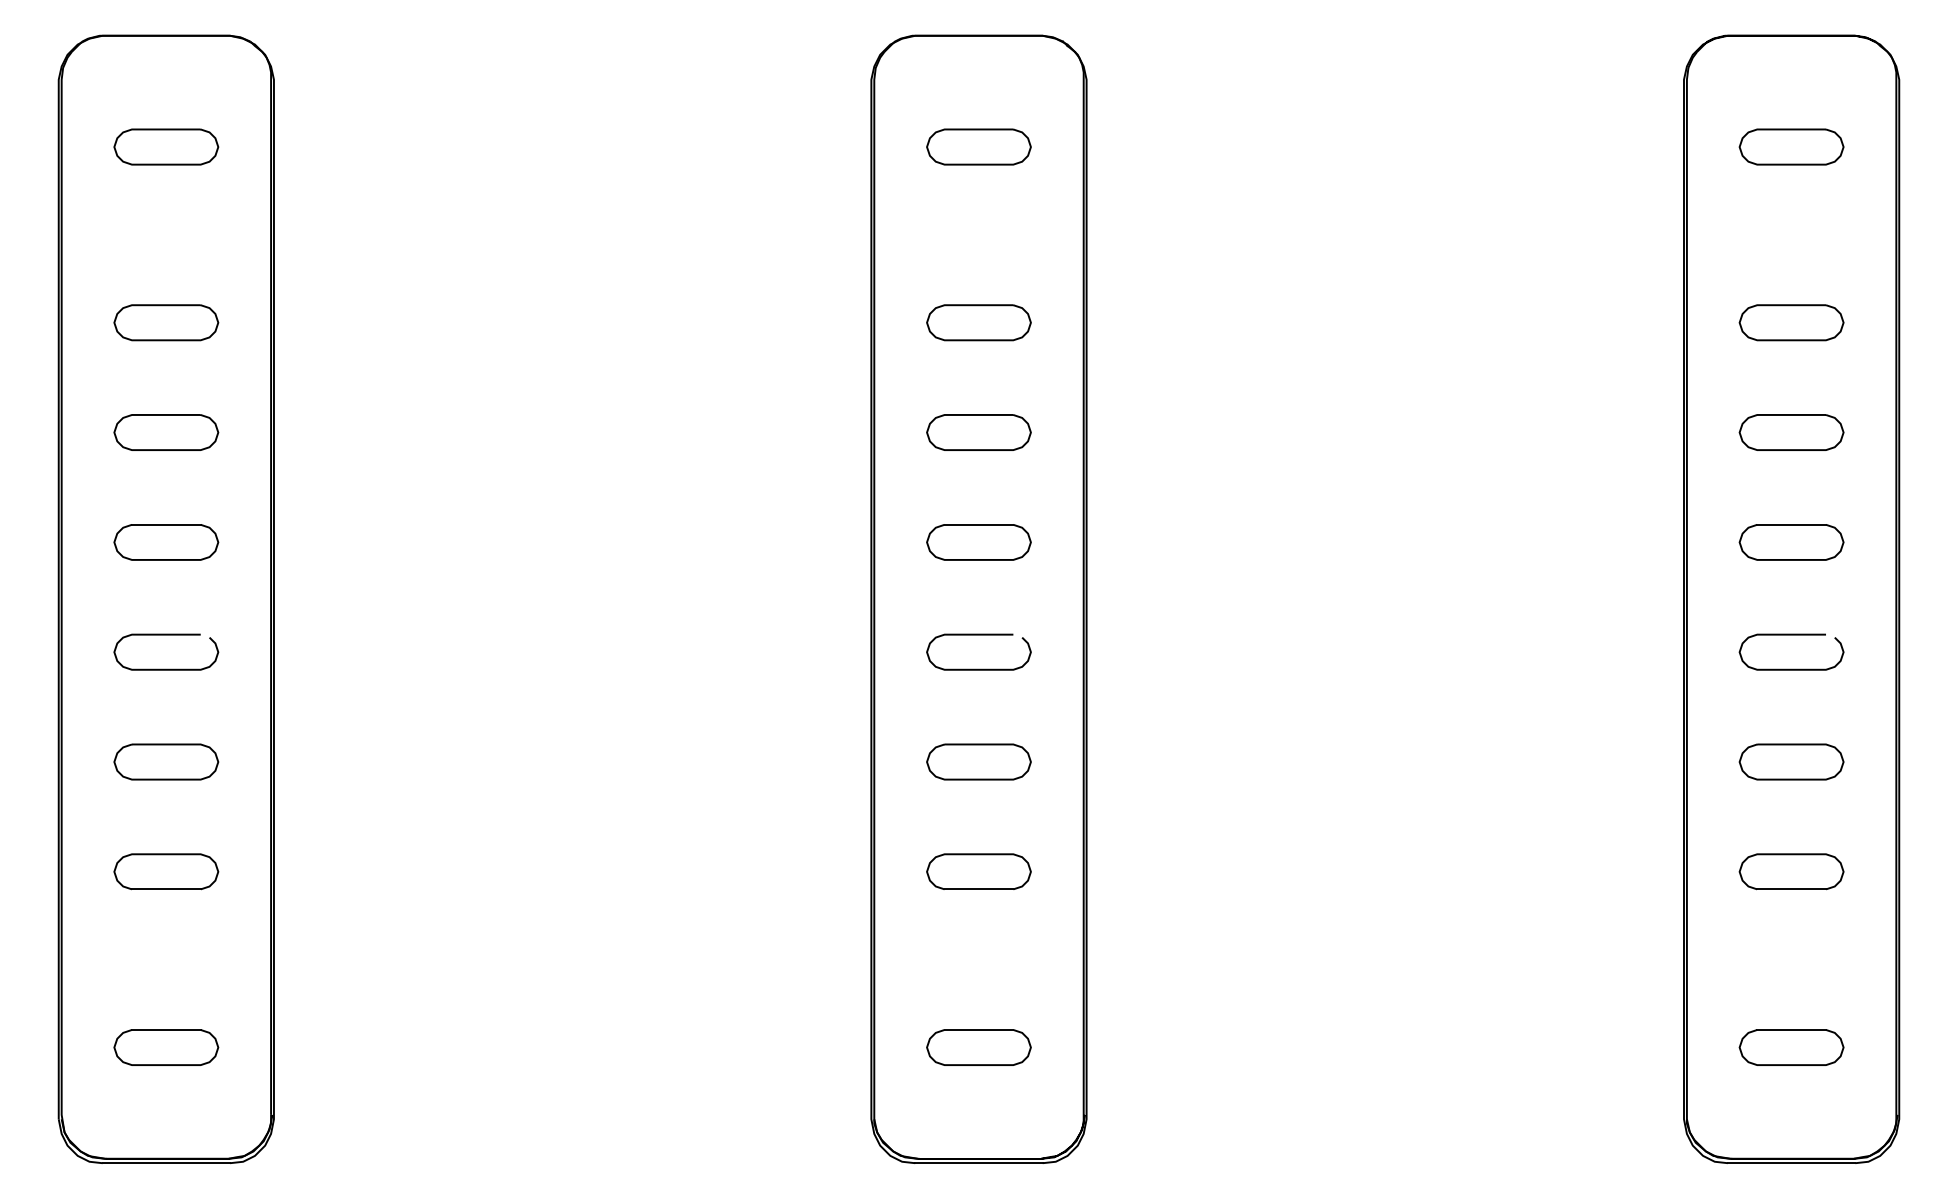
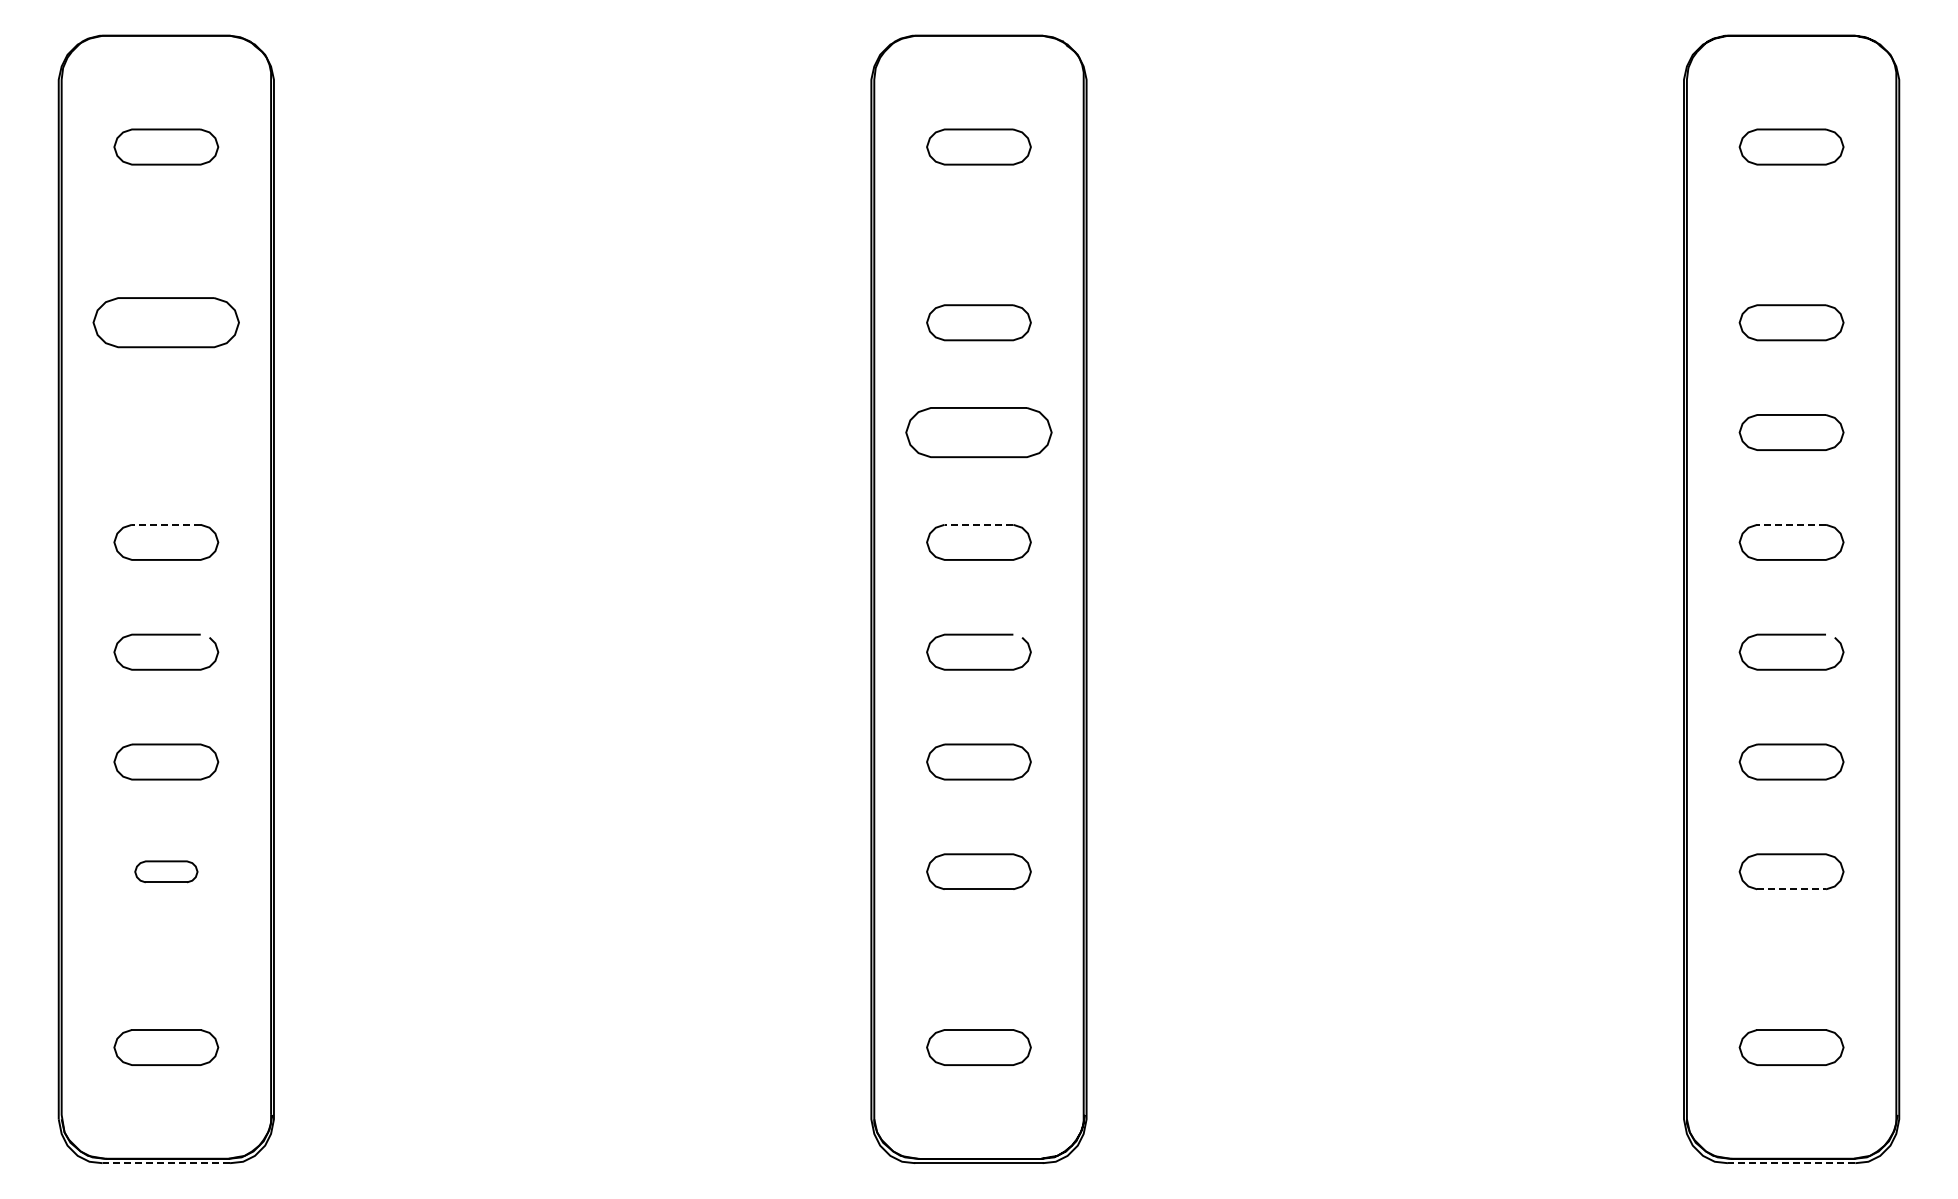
part size: 107x38 px -> 148x52 px (165, 322)
part: present -> none (166, 432)
part size: 106x37 px -> 148x52 px (978, 432)
line: solid -> dashed (165, 524)
line: solid -> dashed (978, 524)
line: solid -> dashed (1791, 524)
part size: 107x38 px -> 65x24 px (166, 871)
line: solid -> dashed (1792, 889)
line: solid -> dashed (166, 1163)
line: solid -> dashed (1791, 1163)
